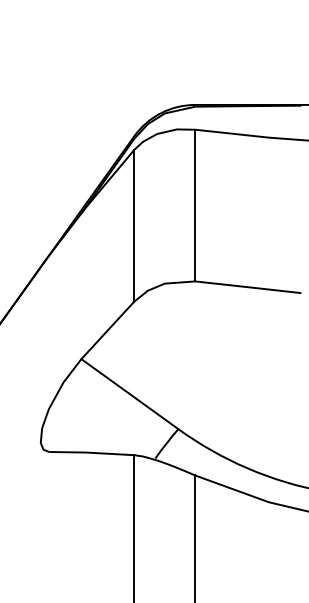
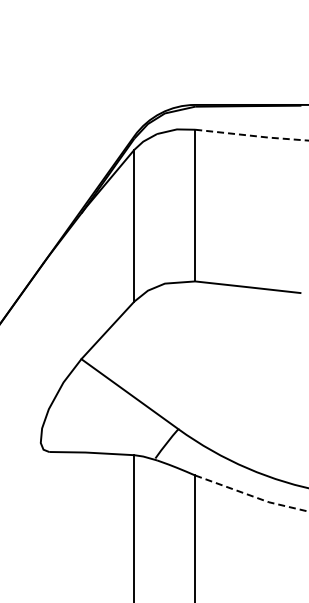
line: solid -> dashed (252, 135)
line: solid -> dashed (252, 496)
